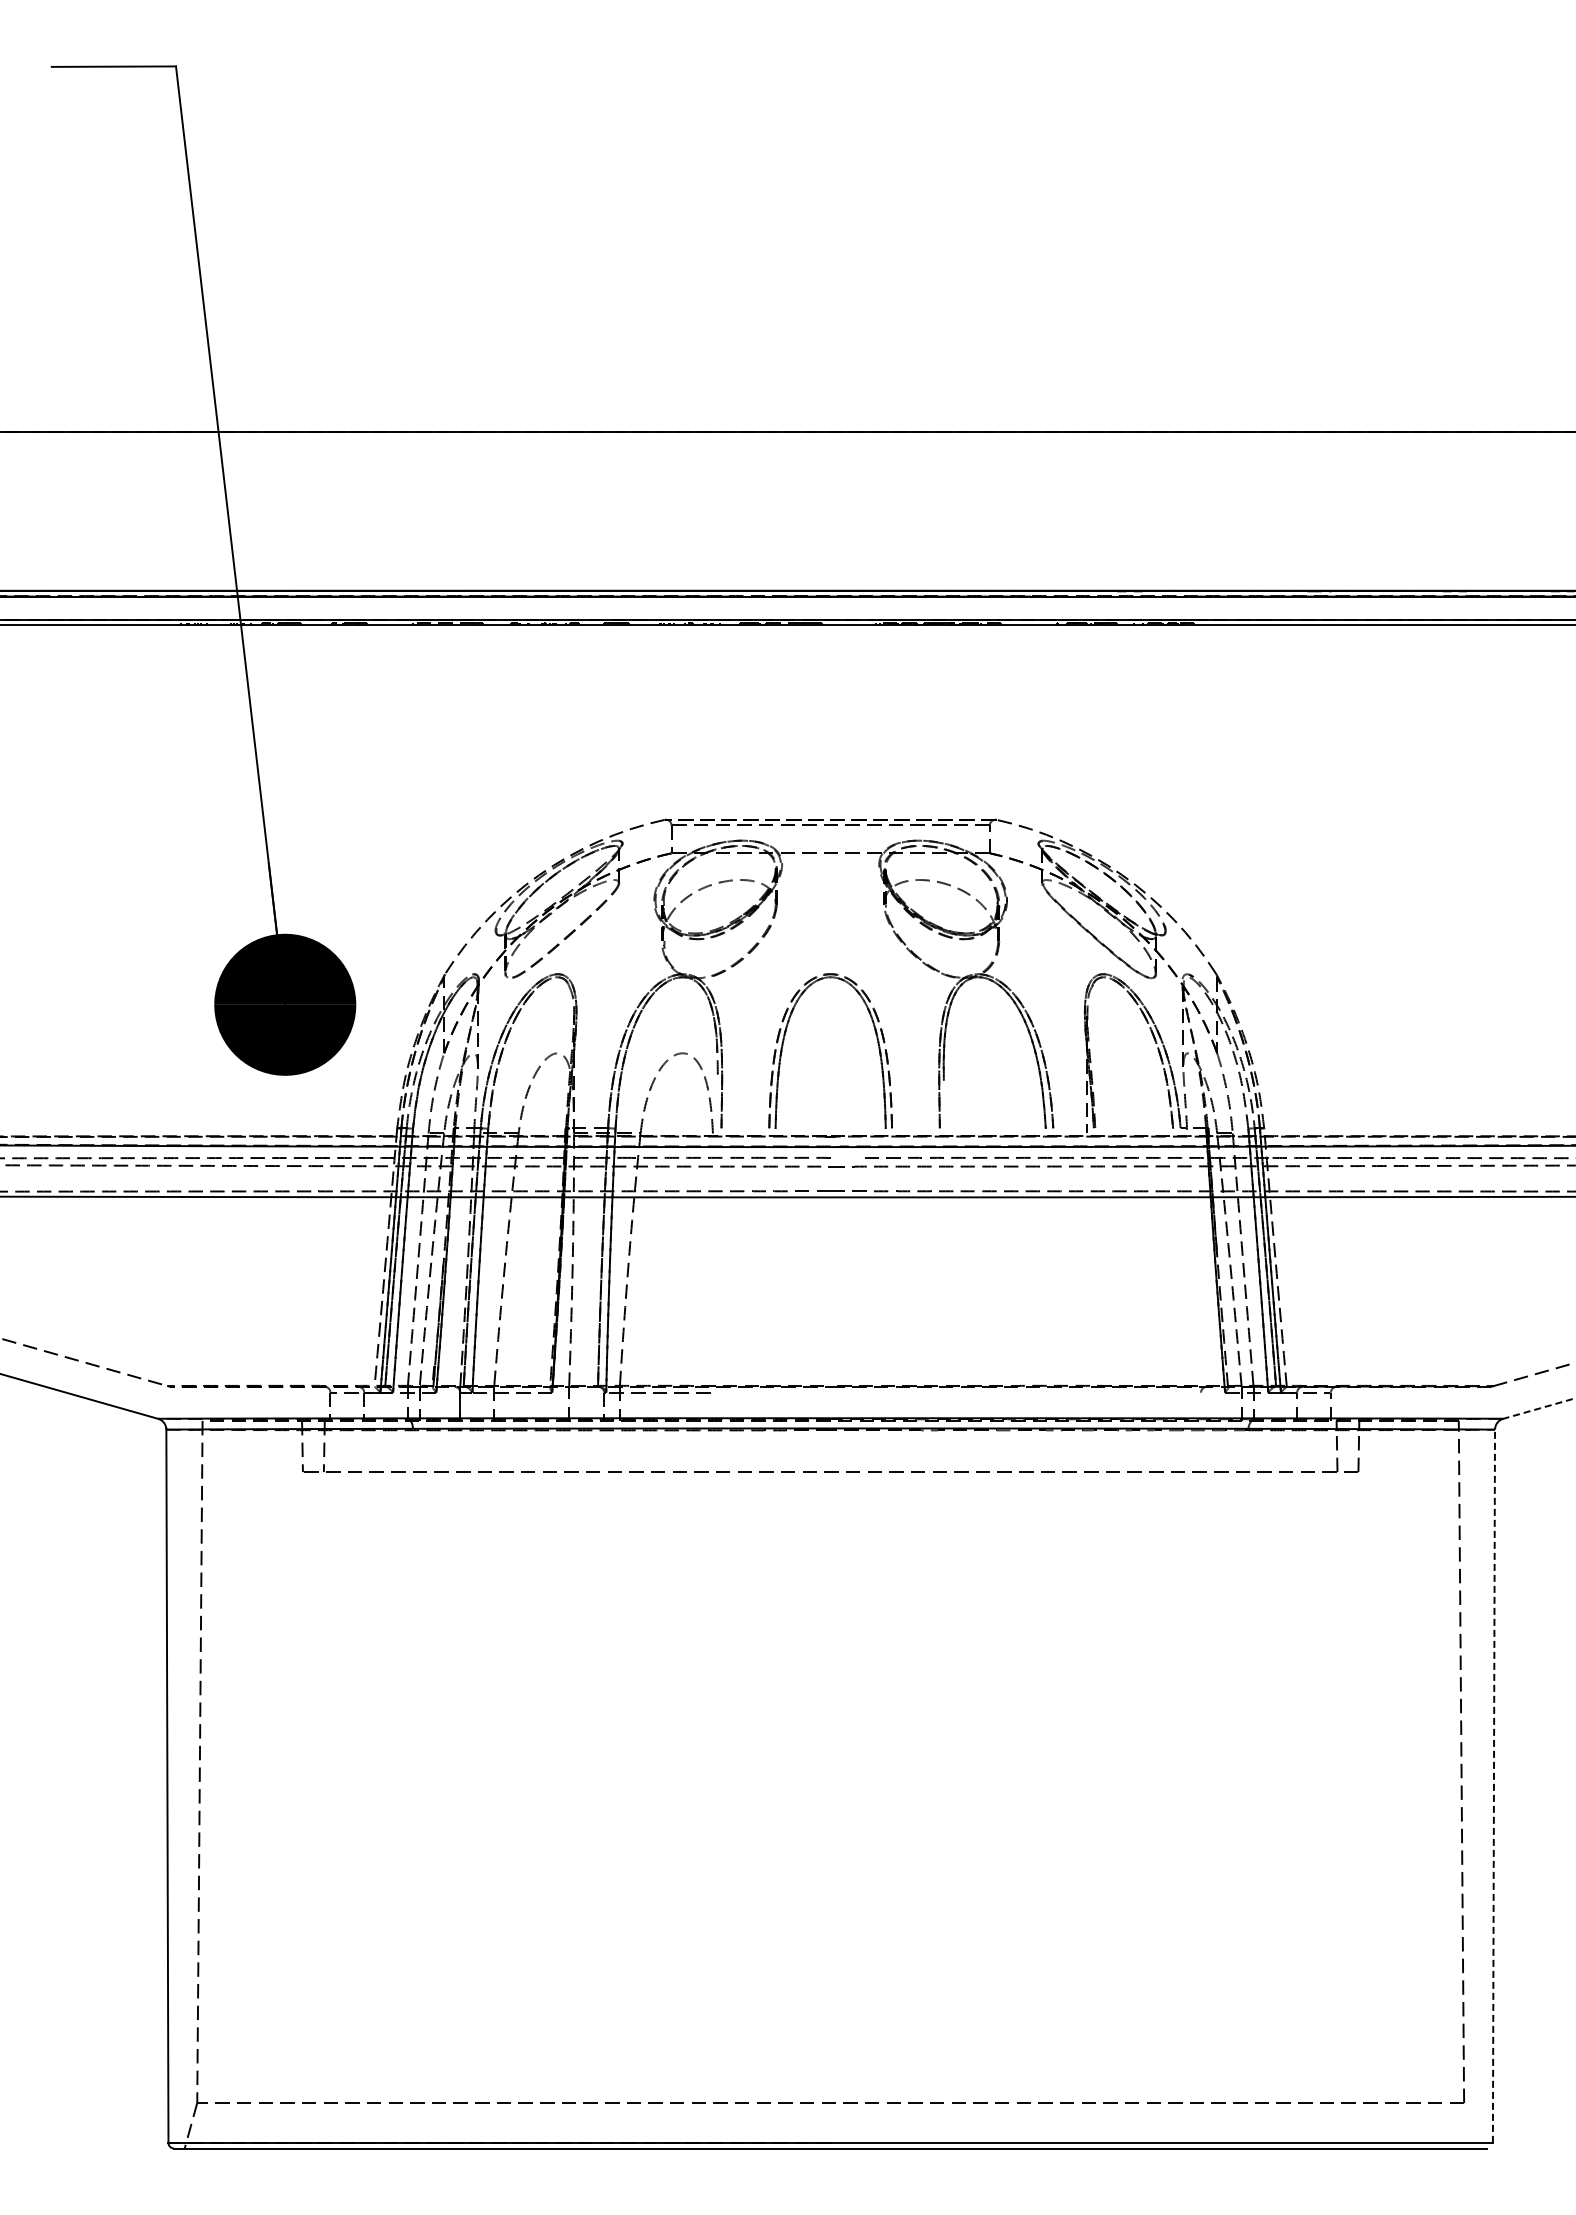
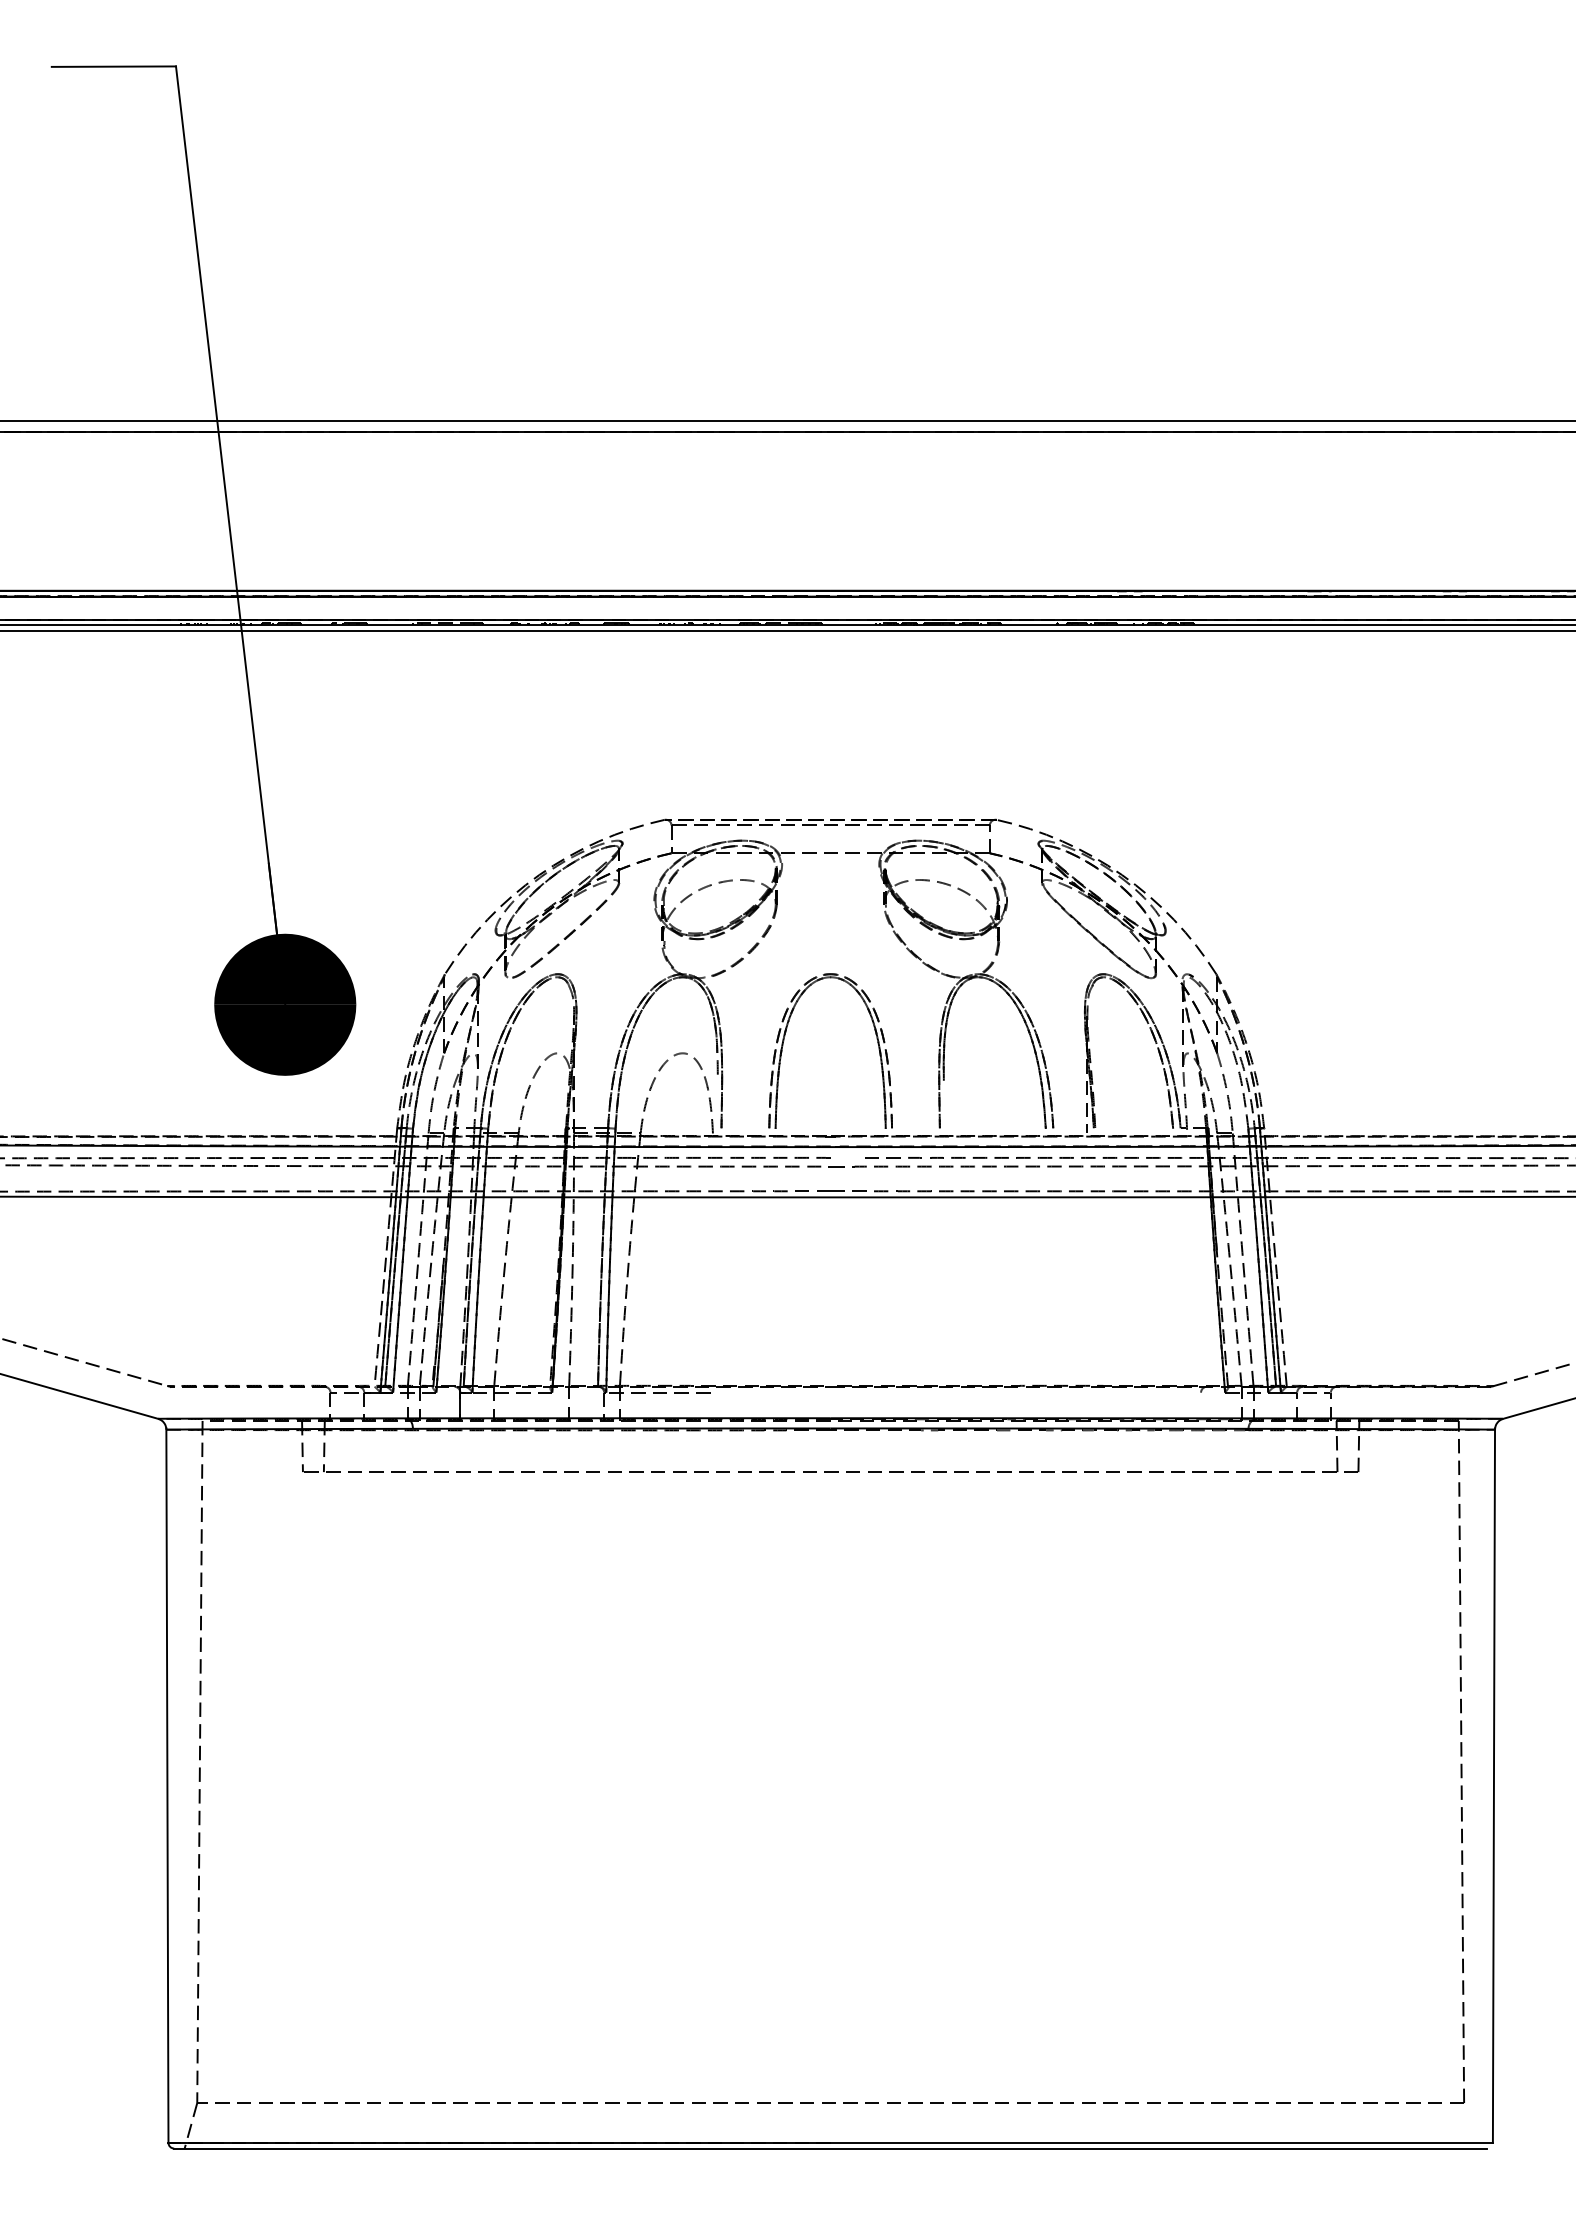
line: none -> present (787, 420)
line: none -> present (787, 630)
line: dashed -> solid (1539, 1408)
line: dashed -> solid (1493, 1785)
